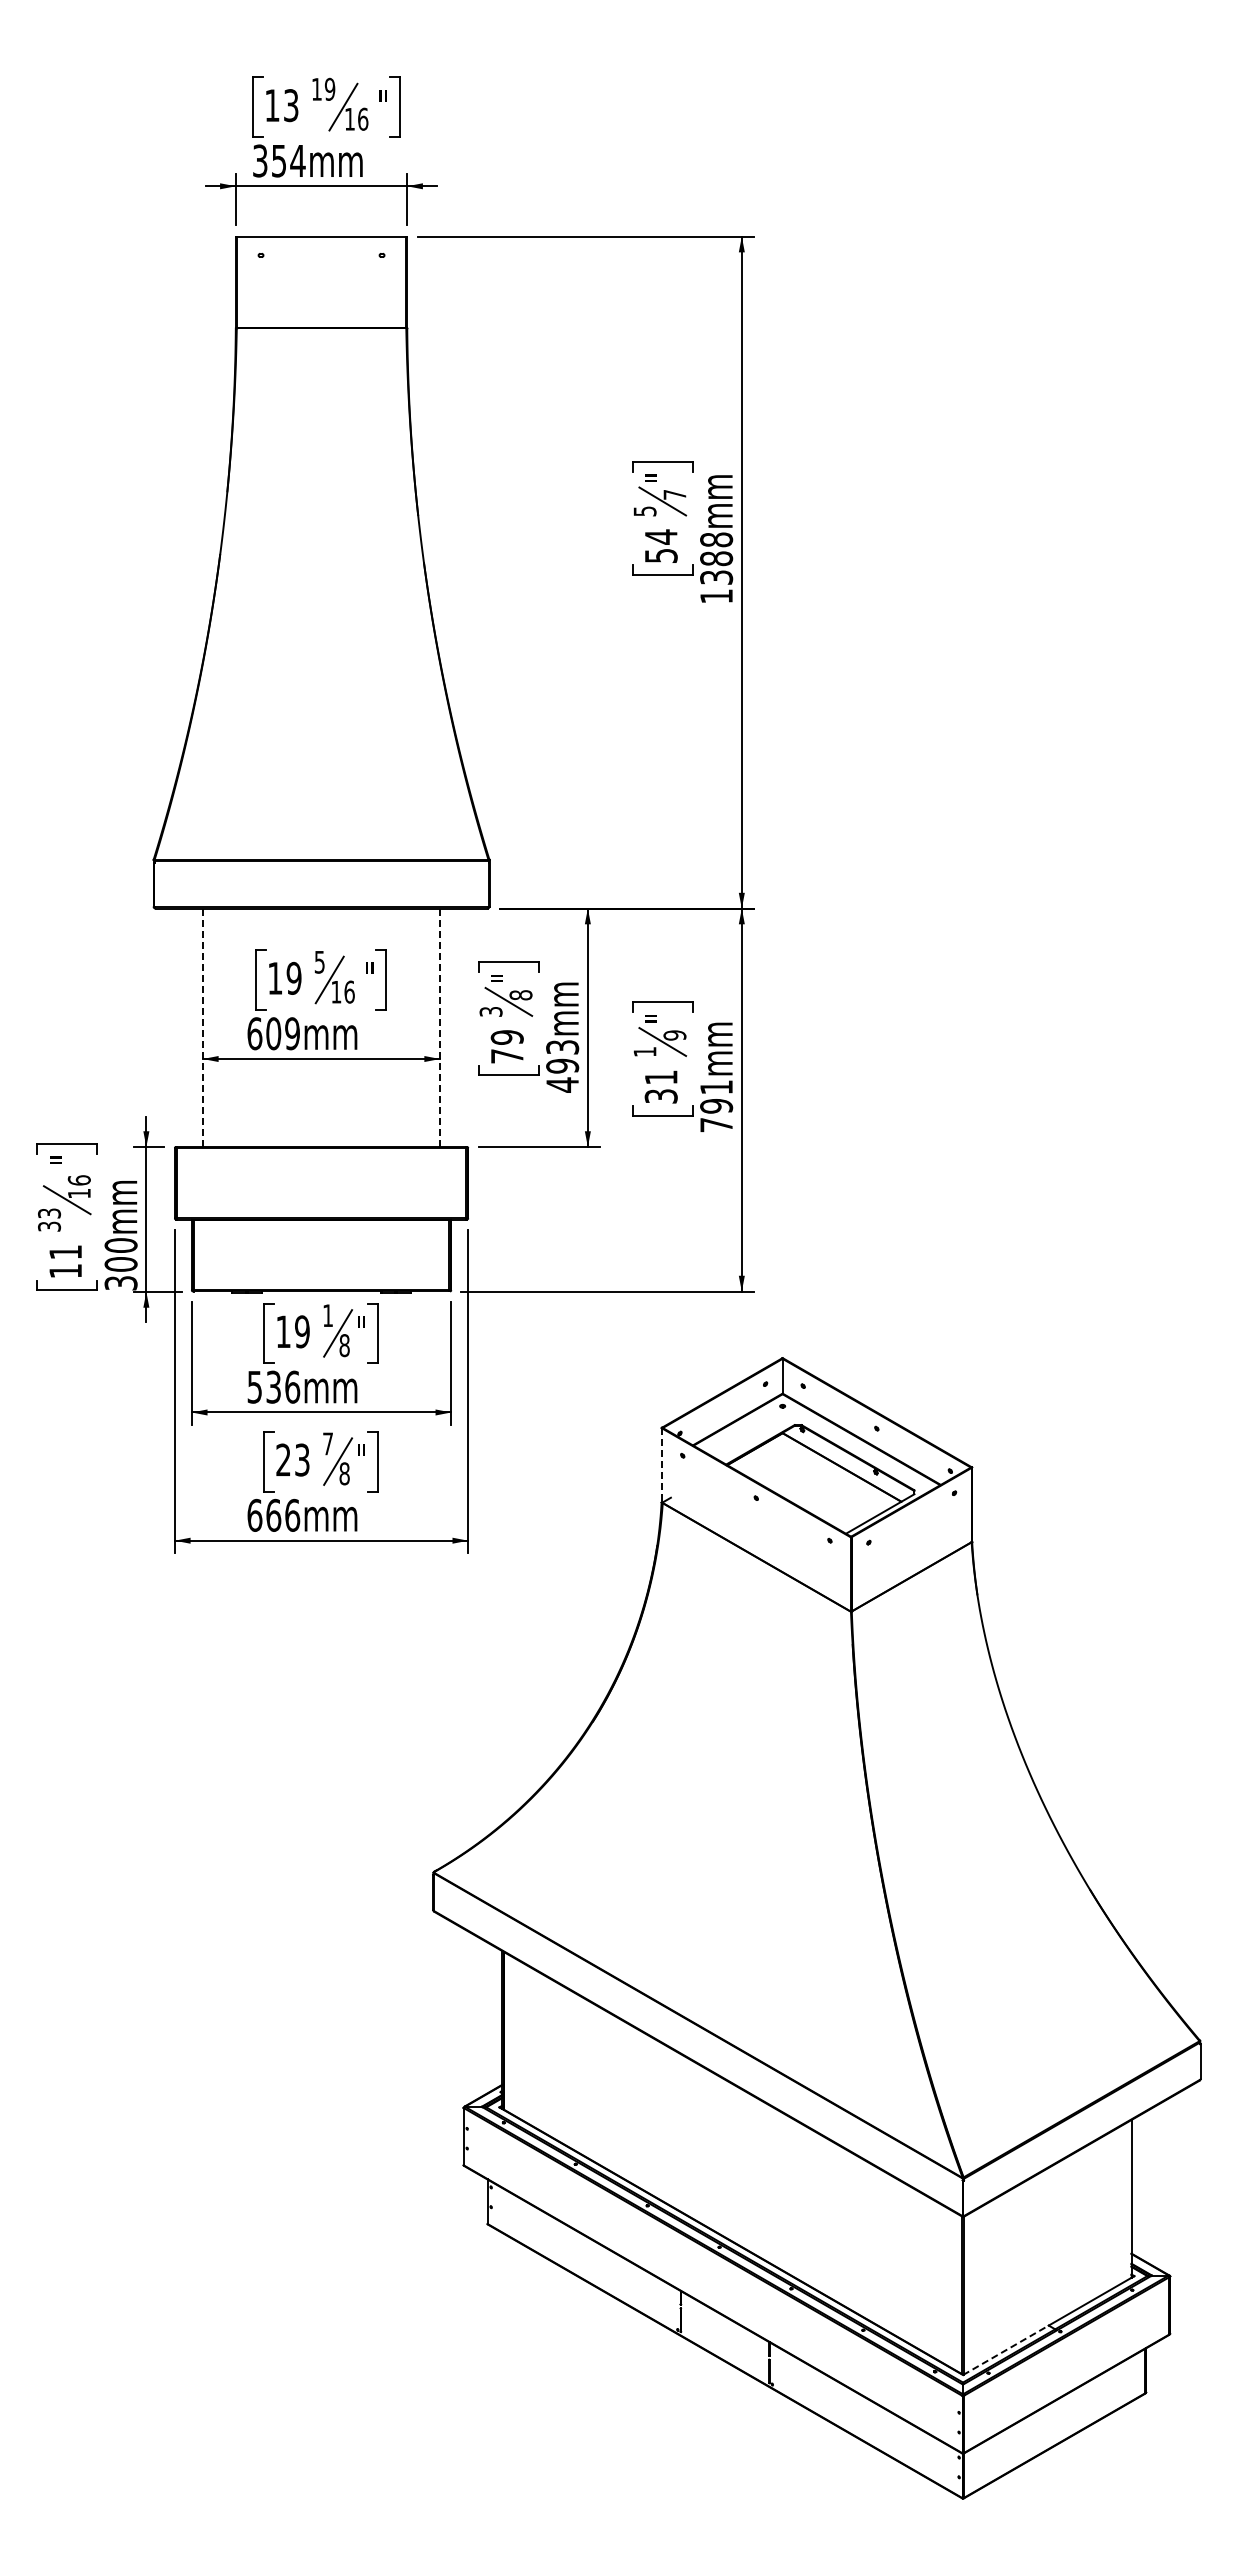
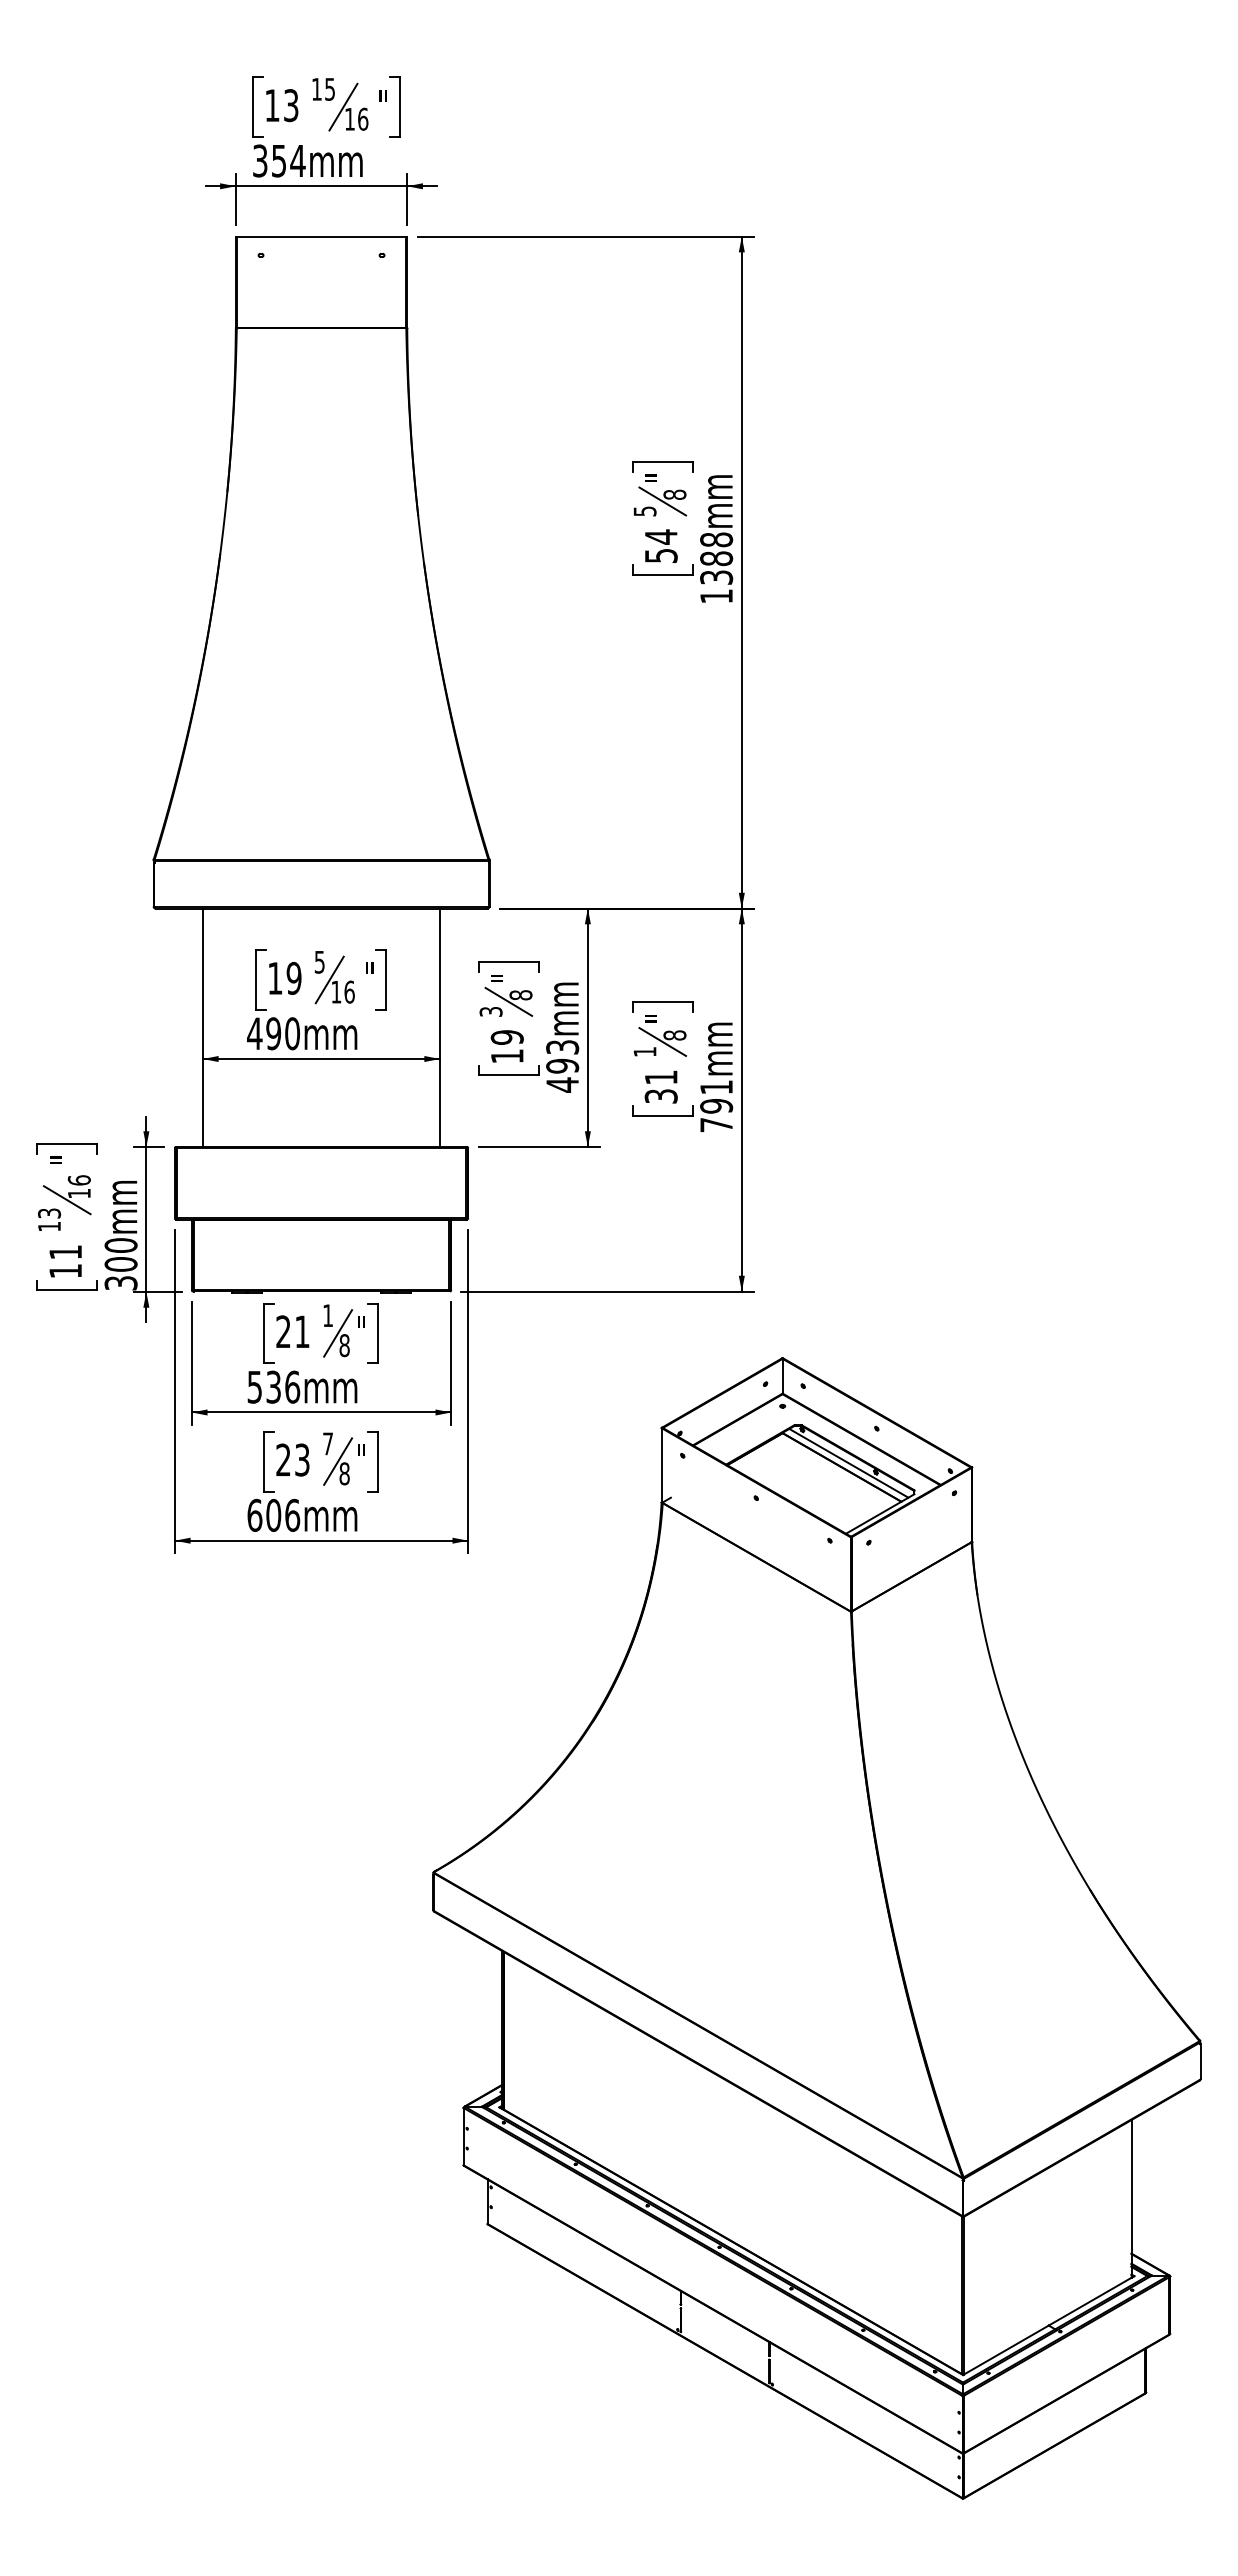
text: 19 -> 15 (329, 88)
text: 7 -> 8 (674, 494)
line: dashed -> solid (202, 1027)
line: dashed -> solid (440, 1028)
text: 609mm -> 490mm (273, 1033)
text: 9 -> 8 (674, 1035)
text: 79 -> 19 (507, 1056)
text: 33 -> 13 (49, 1226)
text: 19 -> 21 (292, 1331)
line: none -> present (848, 1462)
line: dashed -> solid (661, 1465)
text: 666mm -> 606mm (273, 1514)
line: dashed -> solid (1006, 2350)
